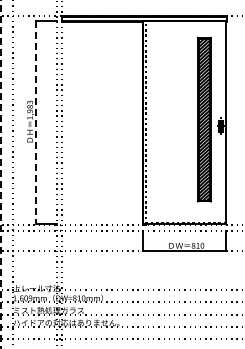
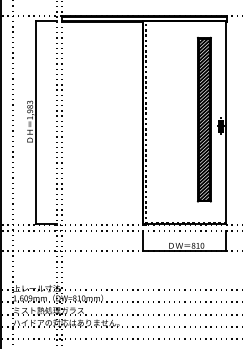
line: dashed -> solid (36, 122)
line: dashed -> solid (0, 174)
